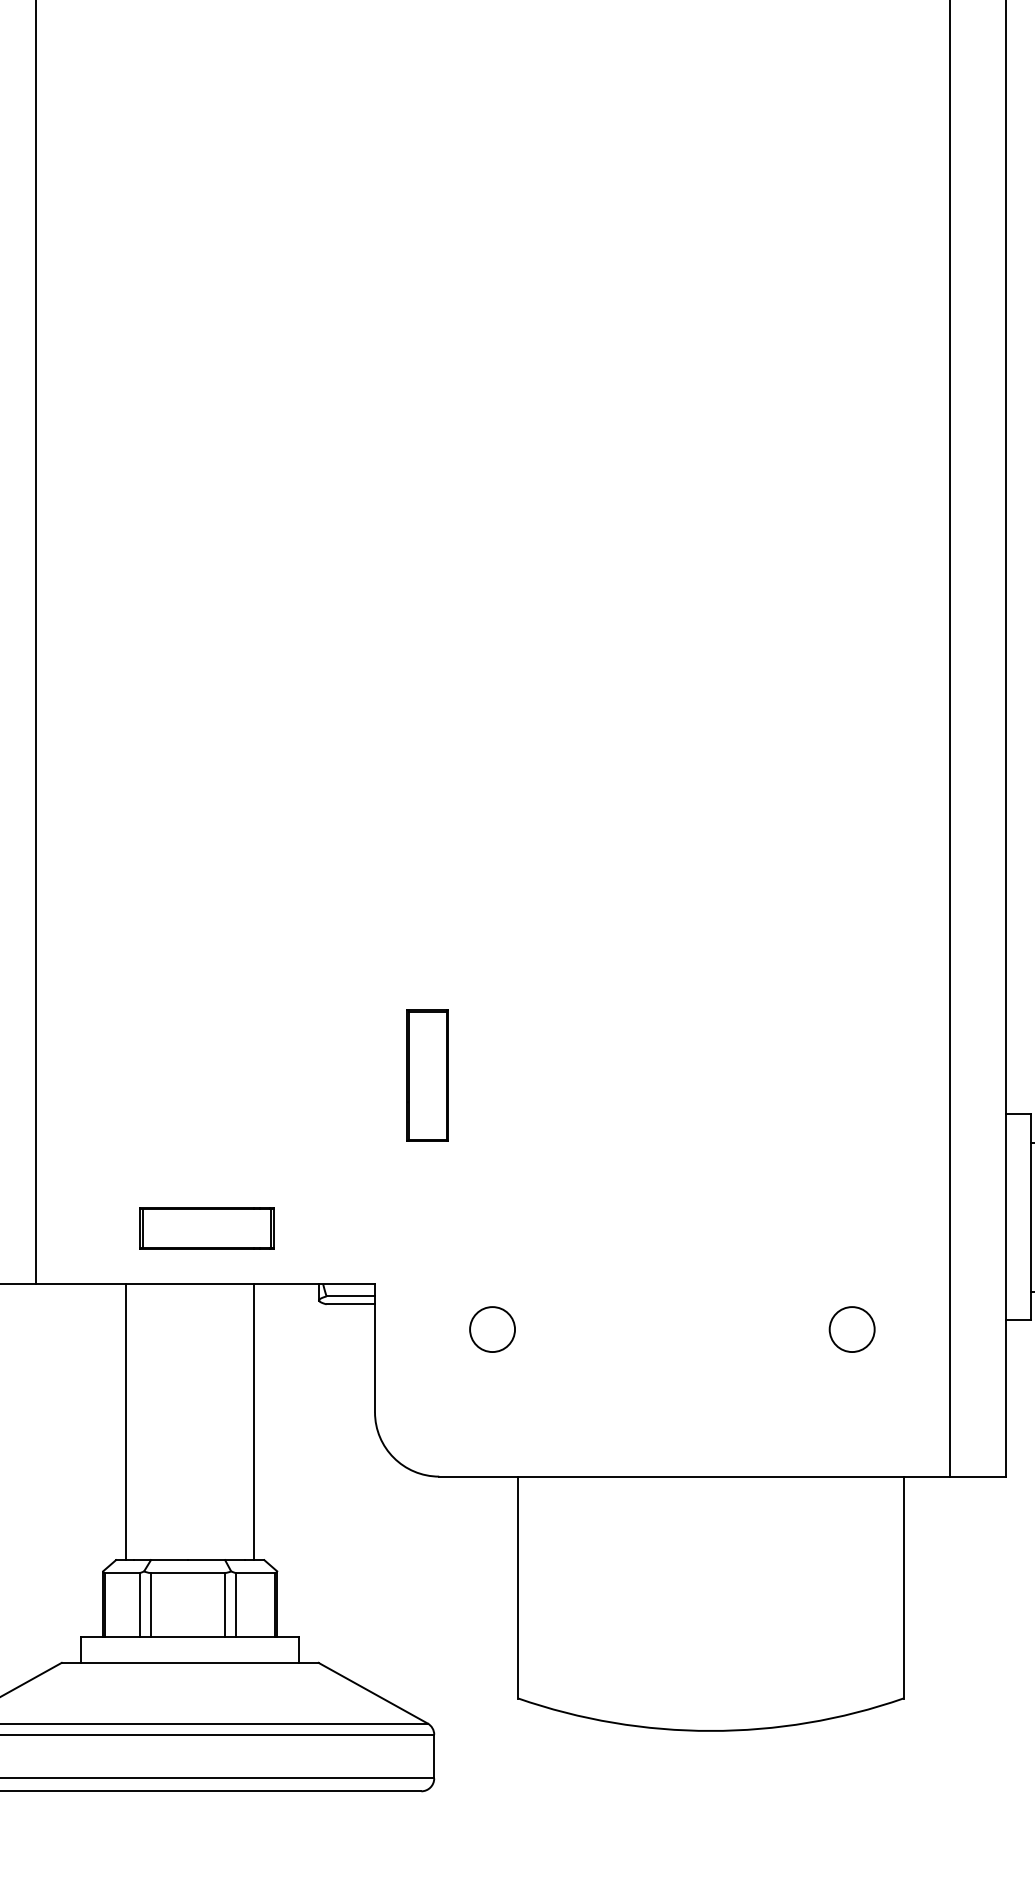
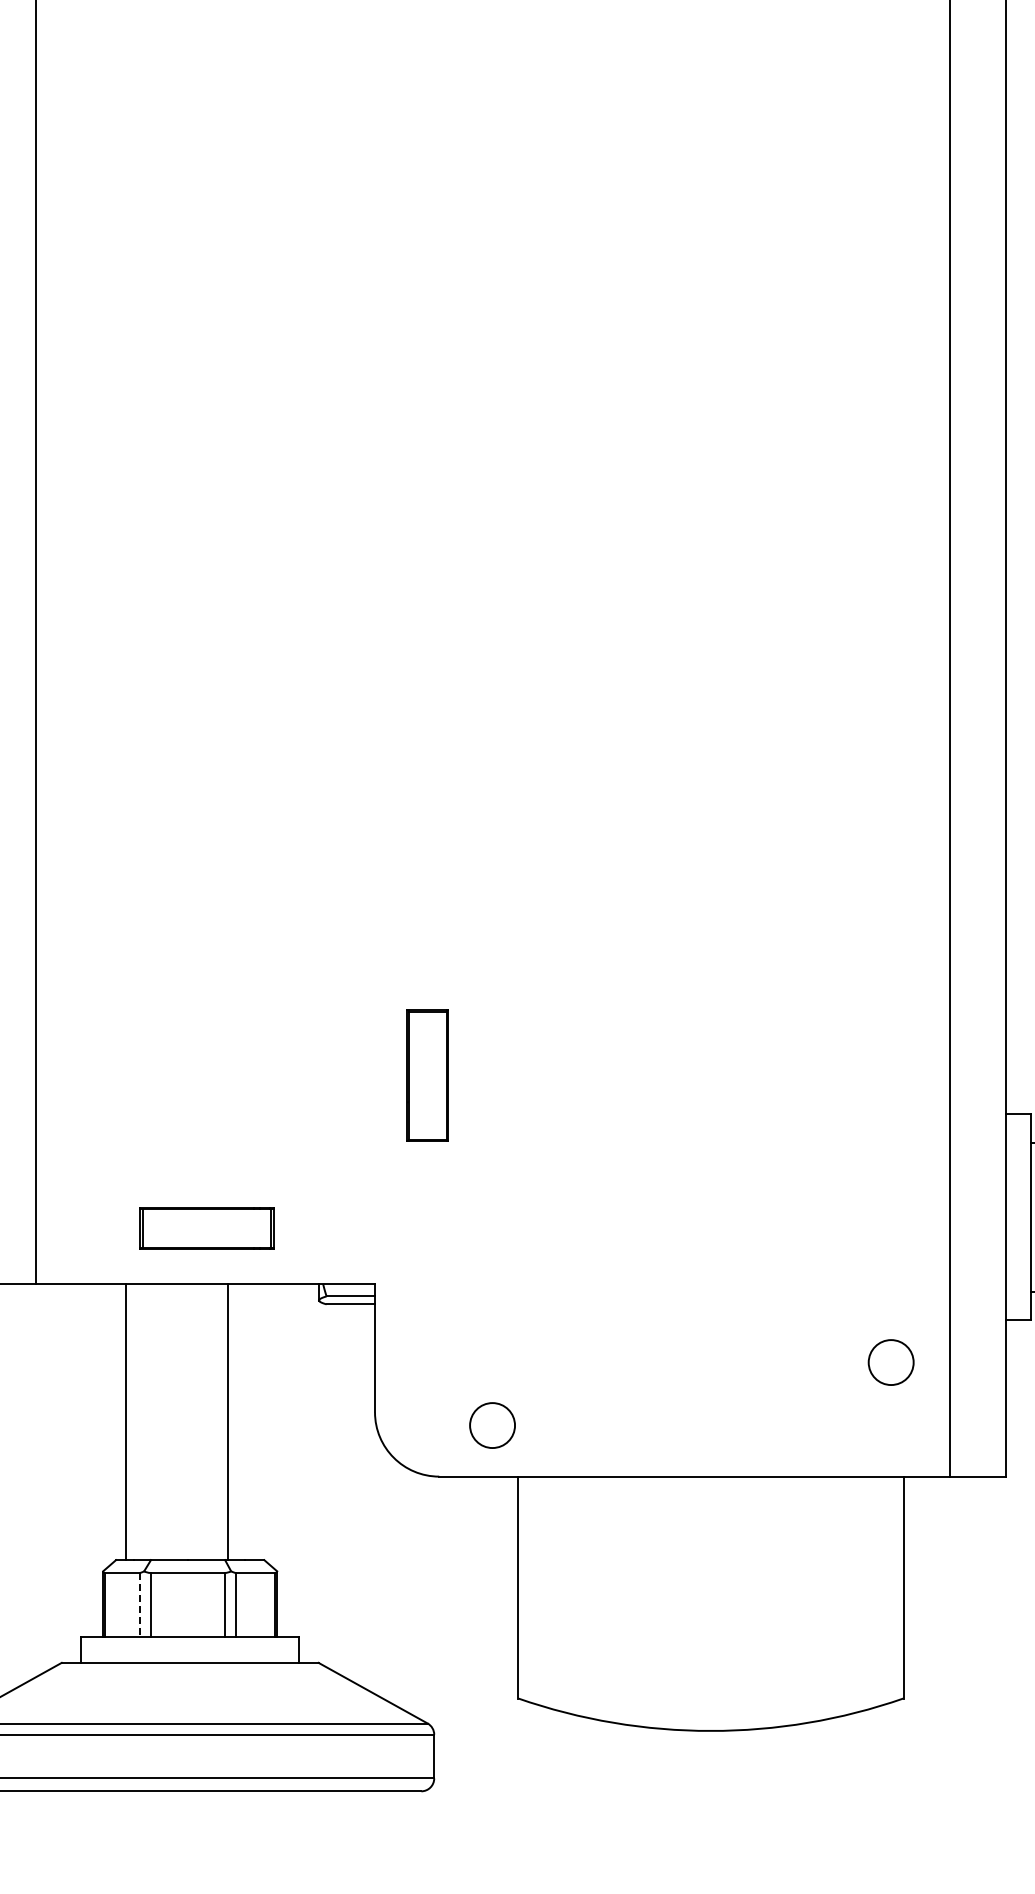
circle position: (492, 1329) -> (492, 1425) (492, 1425)
circle position: (851, 1329) -> (890, 1362) (890, 1362)
line position: (254, 1421) -> (228, 1421) (228, 1421)
line: solid -> dashed (139, 1605)
